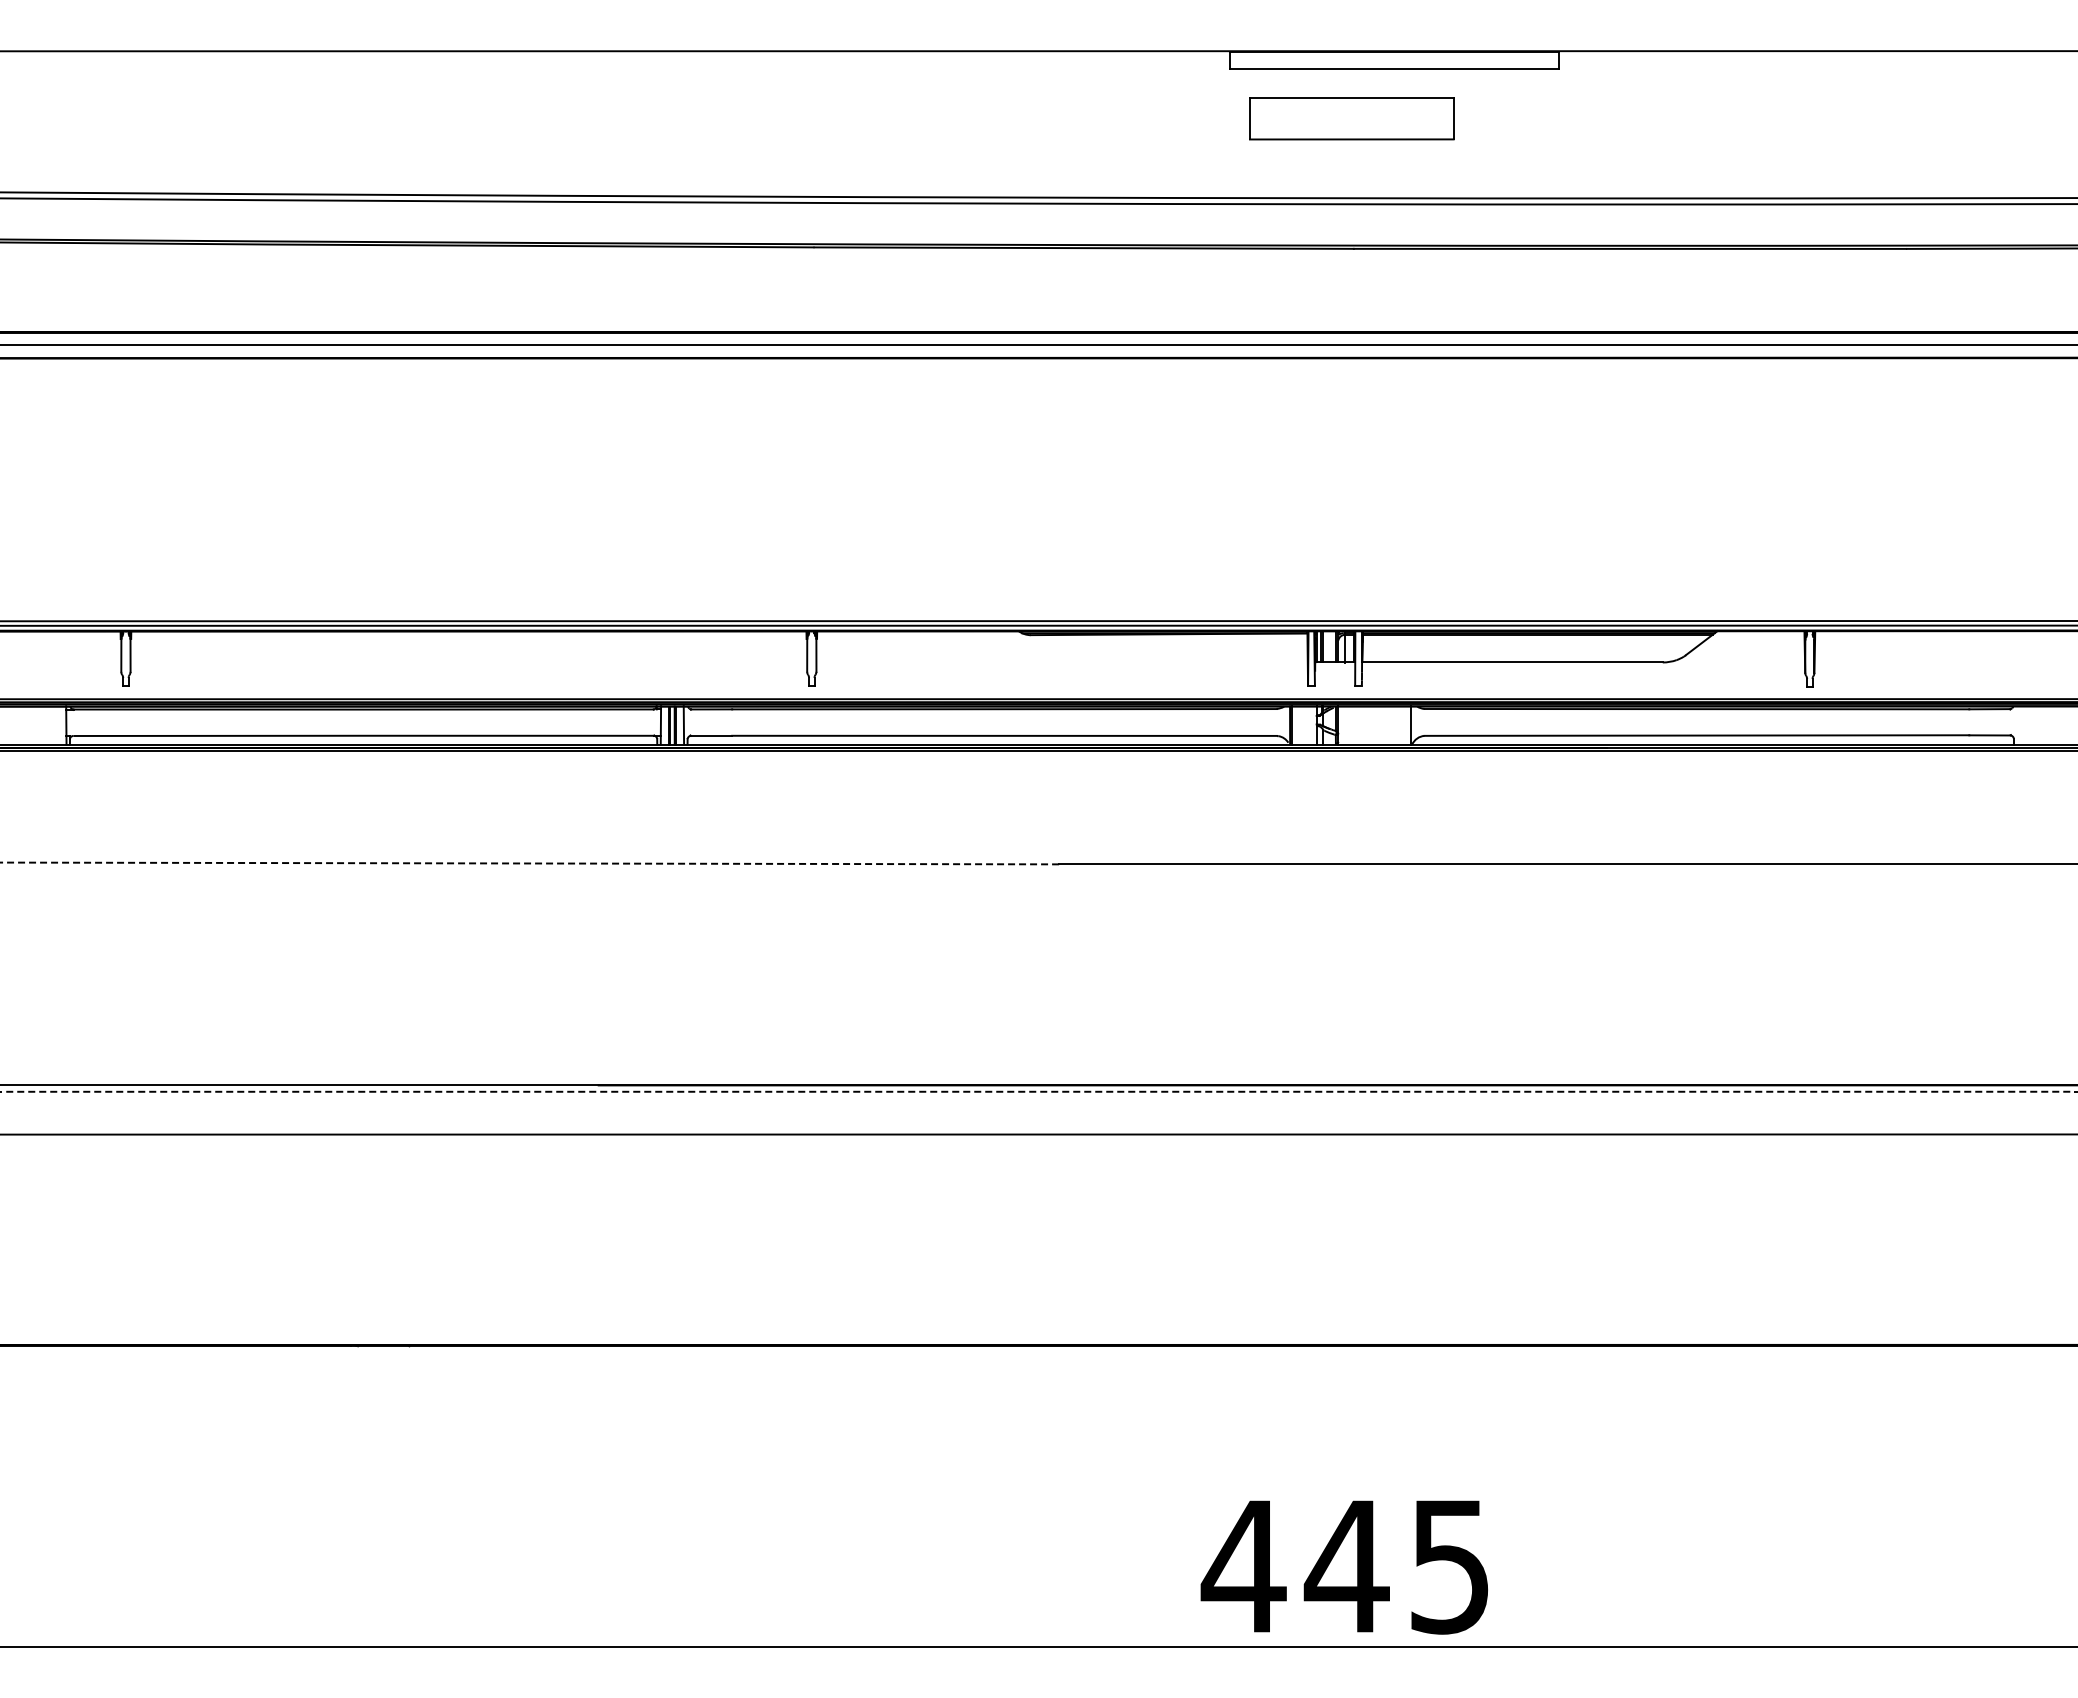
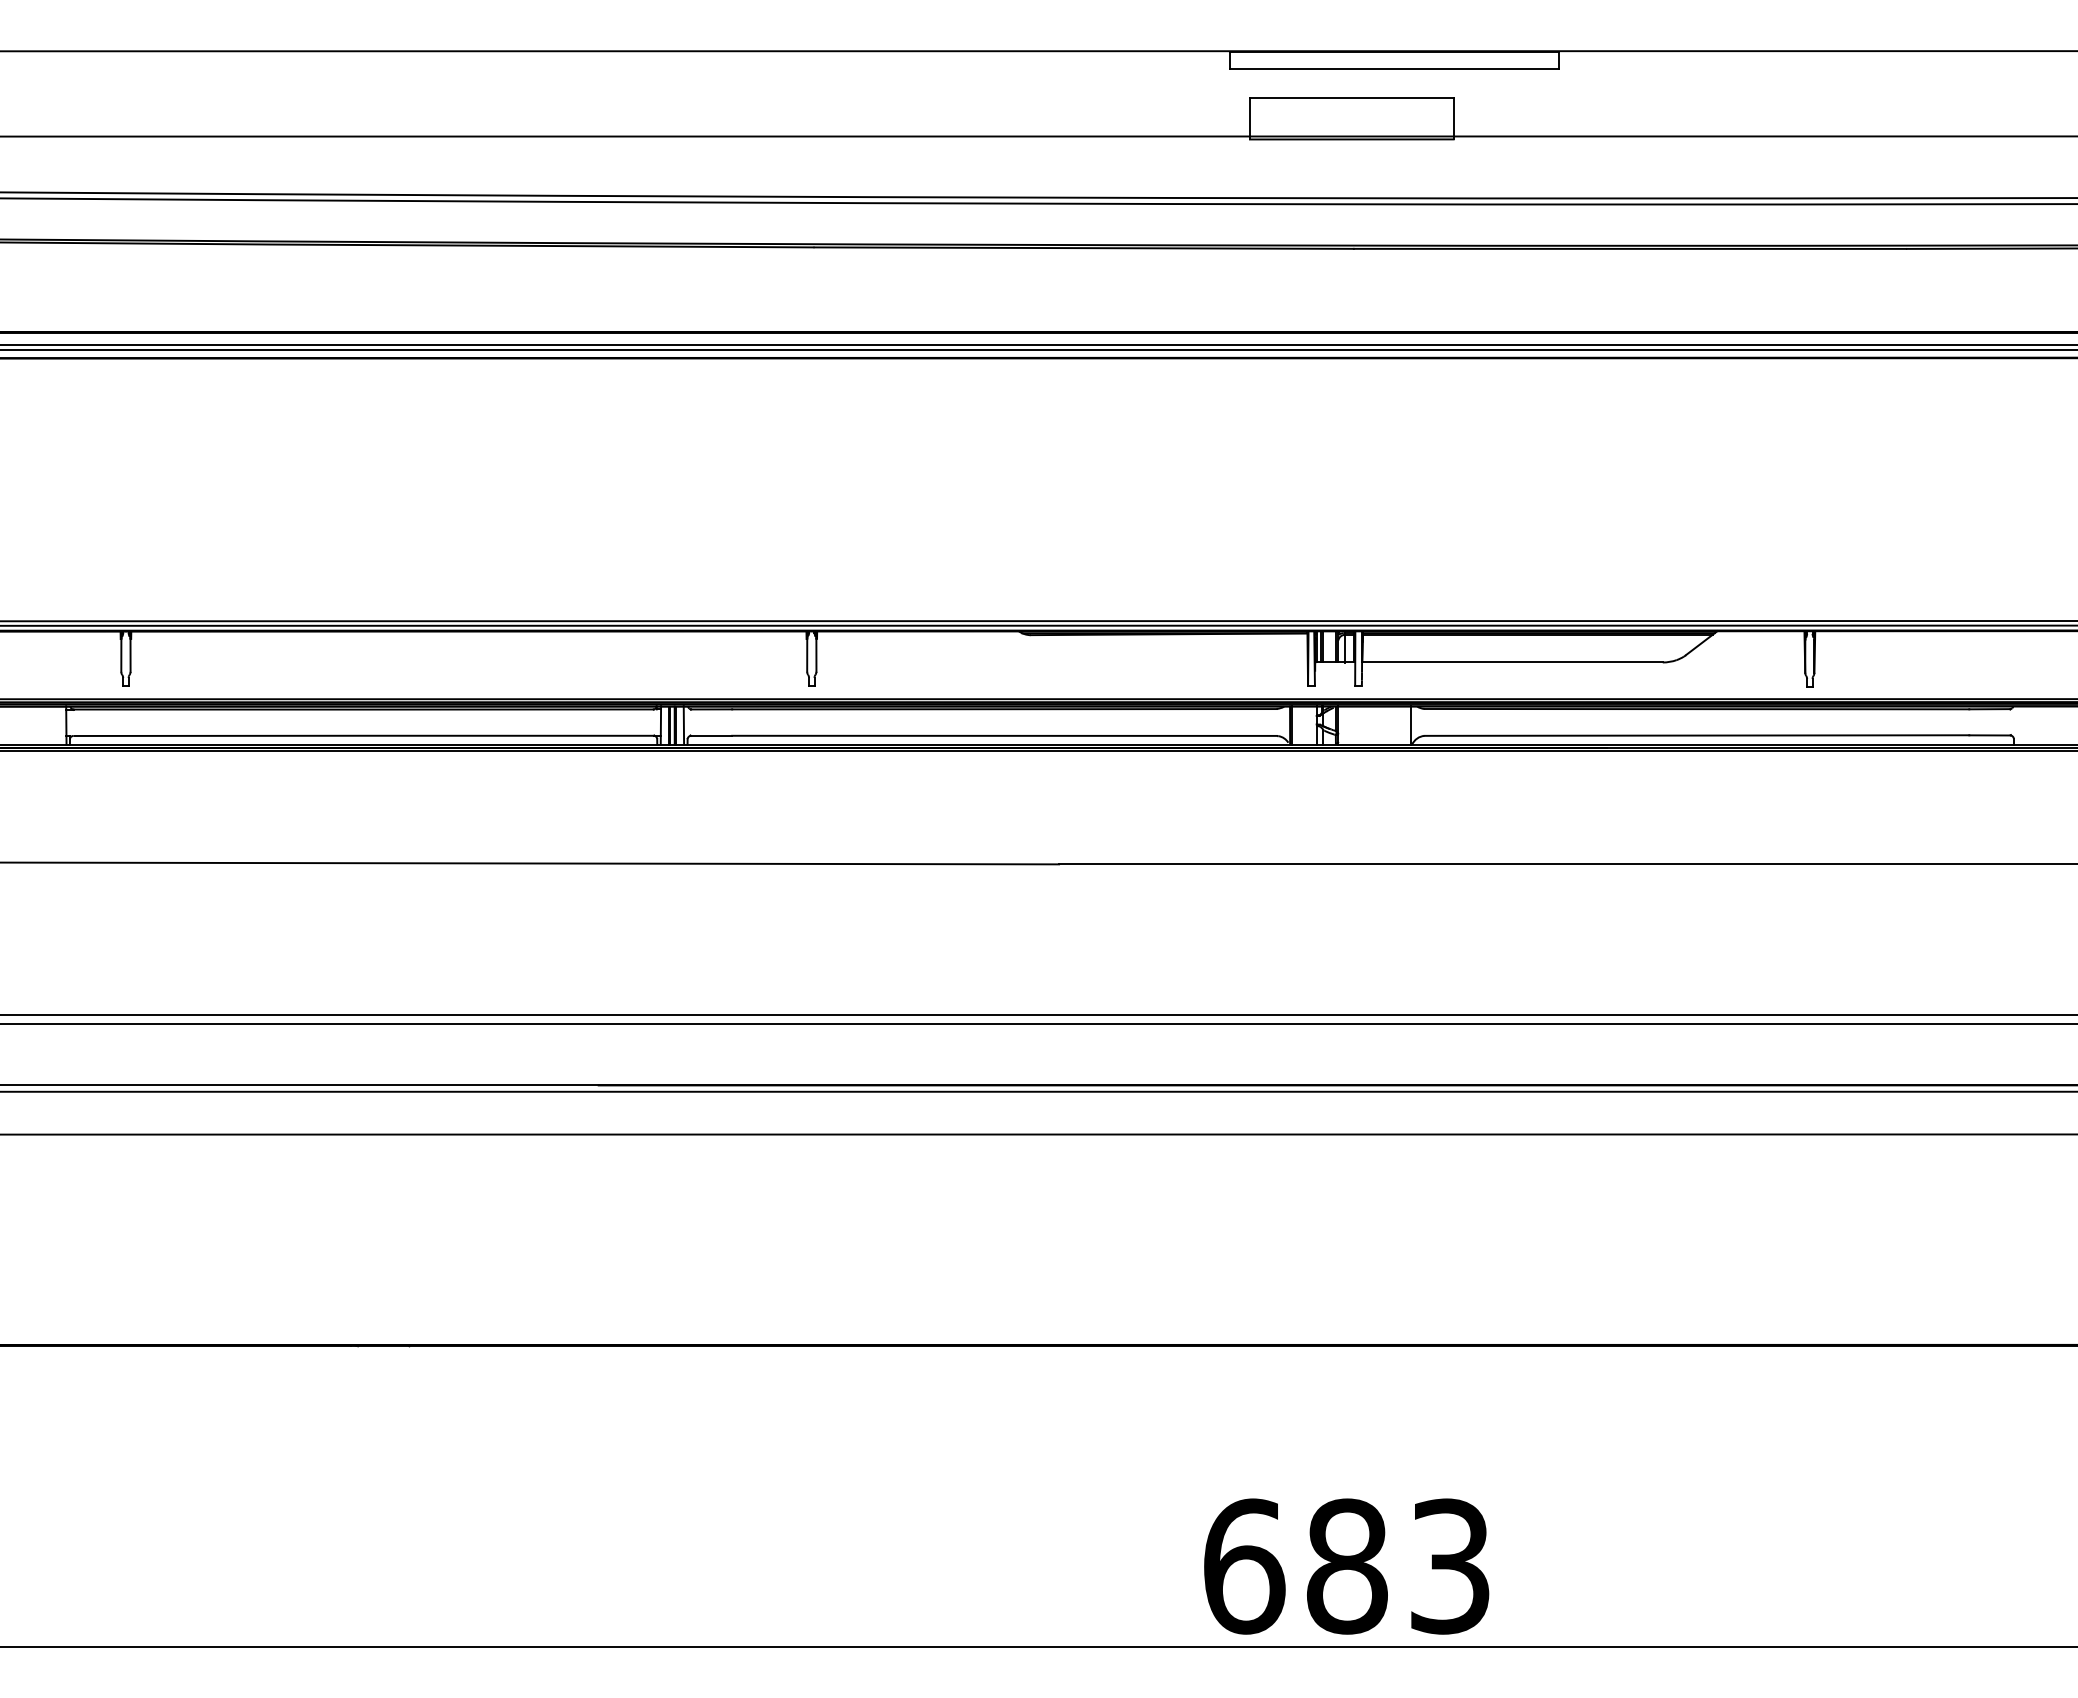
line: none -> present (1038, 136)
line: none -> present (1038, 350)
line: dashed -> solid (529, 863)
line: none -> present (1038, 1014)
line: none -> present (1038, 1023)
line: dashed -> solid (1038, 1091)
text: 445 -> 683 (1344, 1566)
